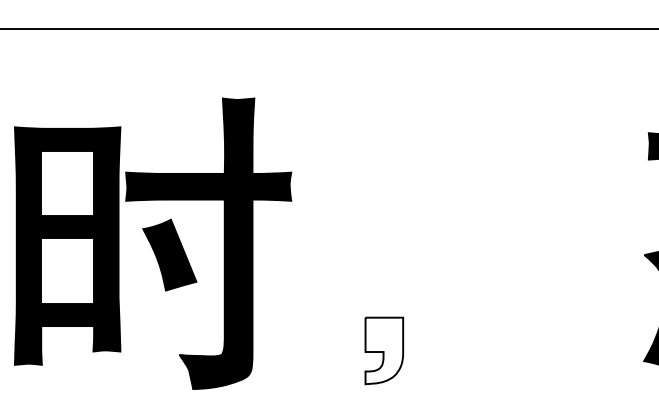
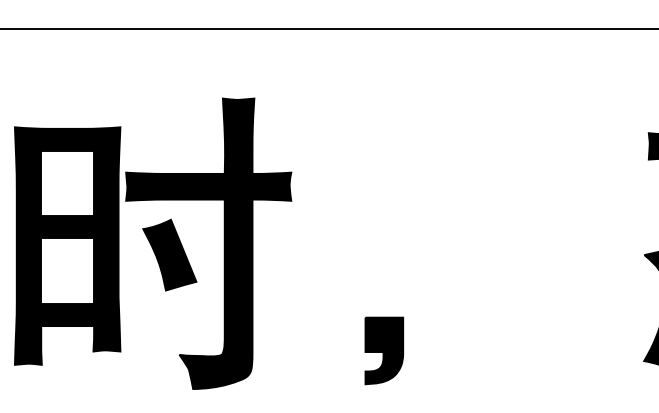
fill: none -> present (384, 350)
